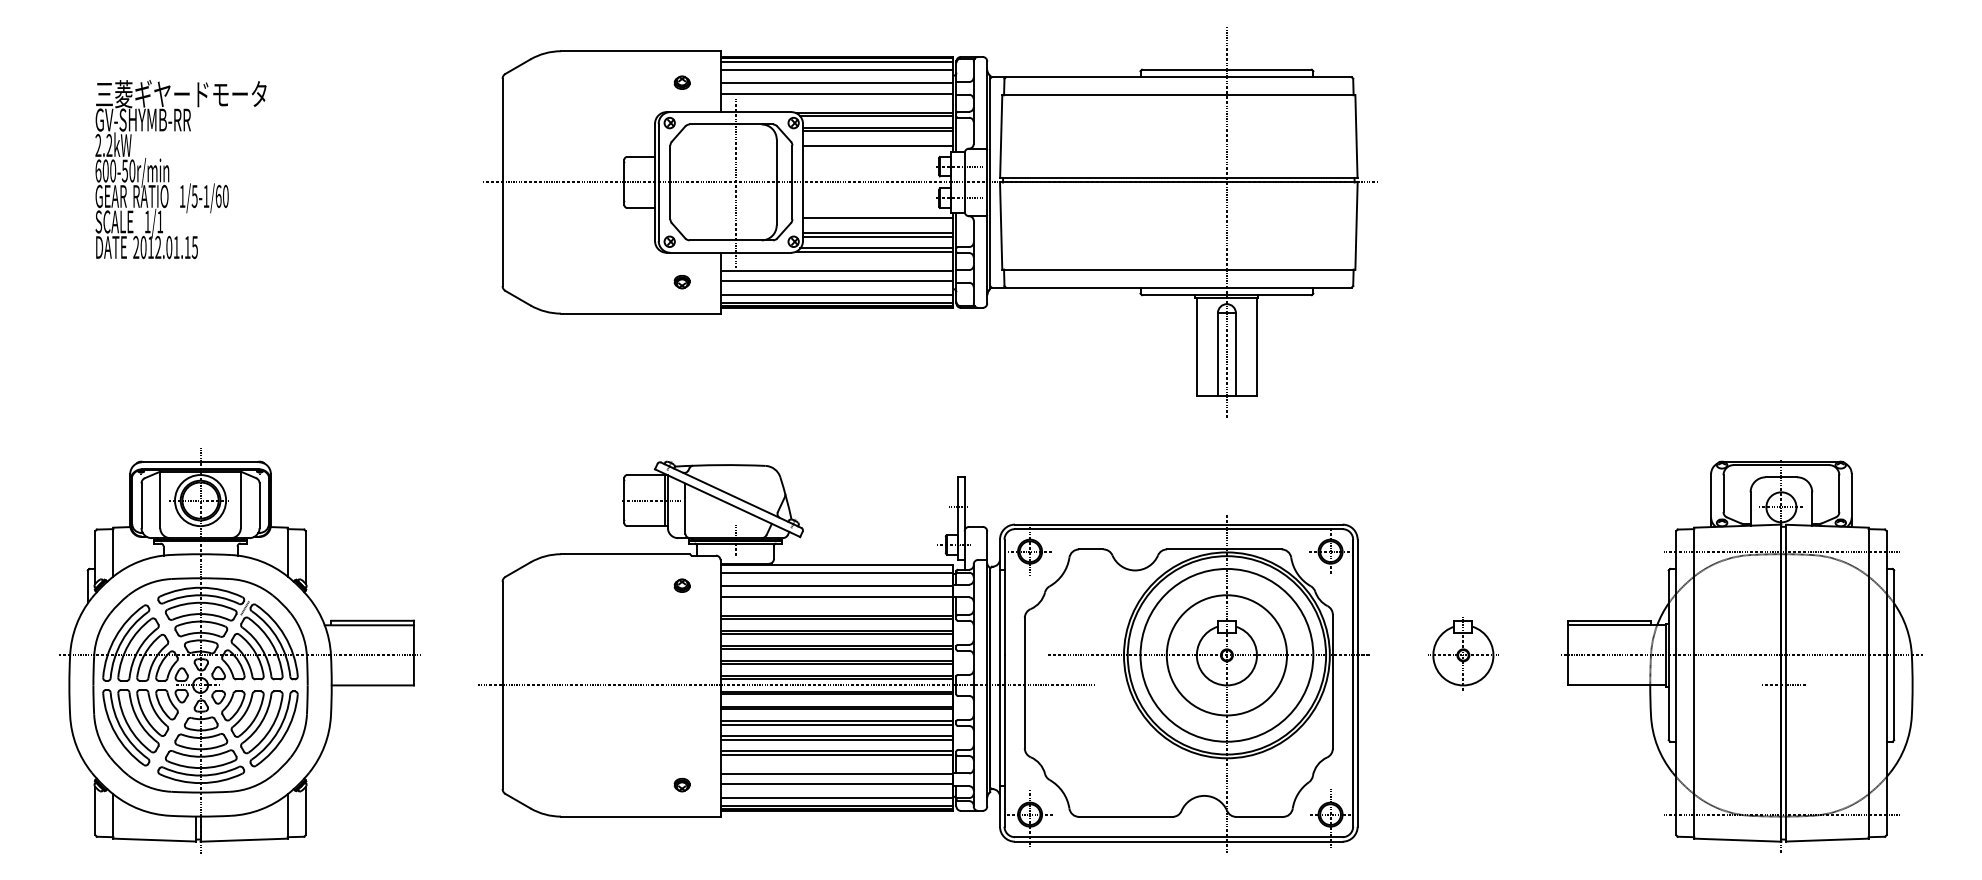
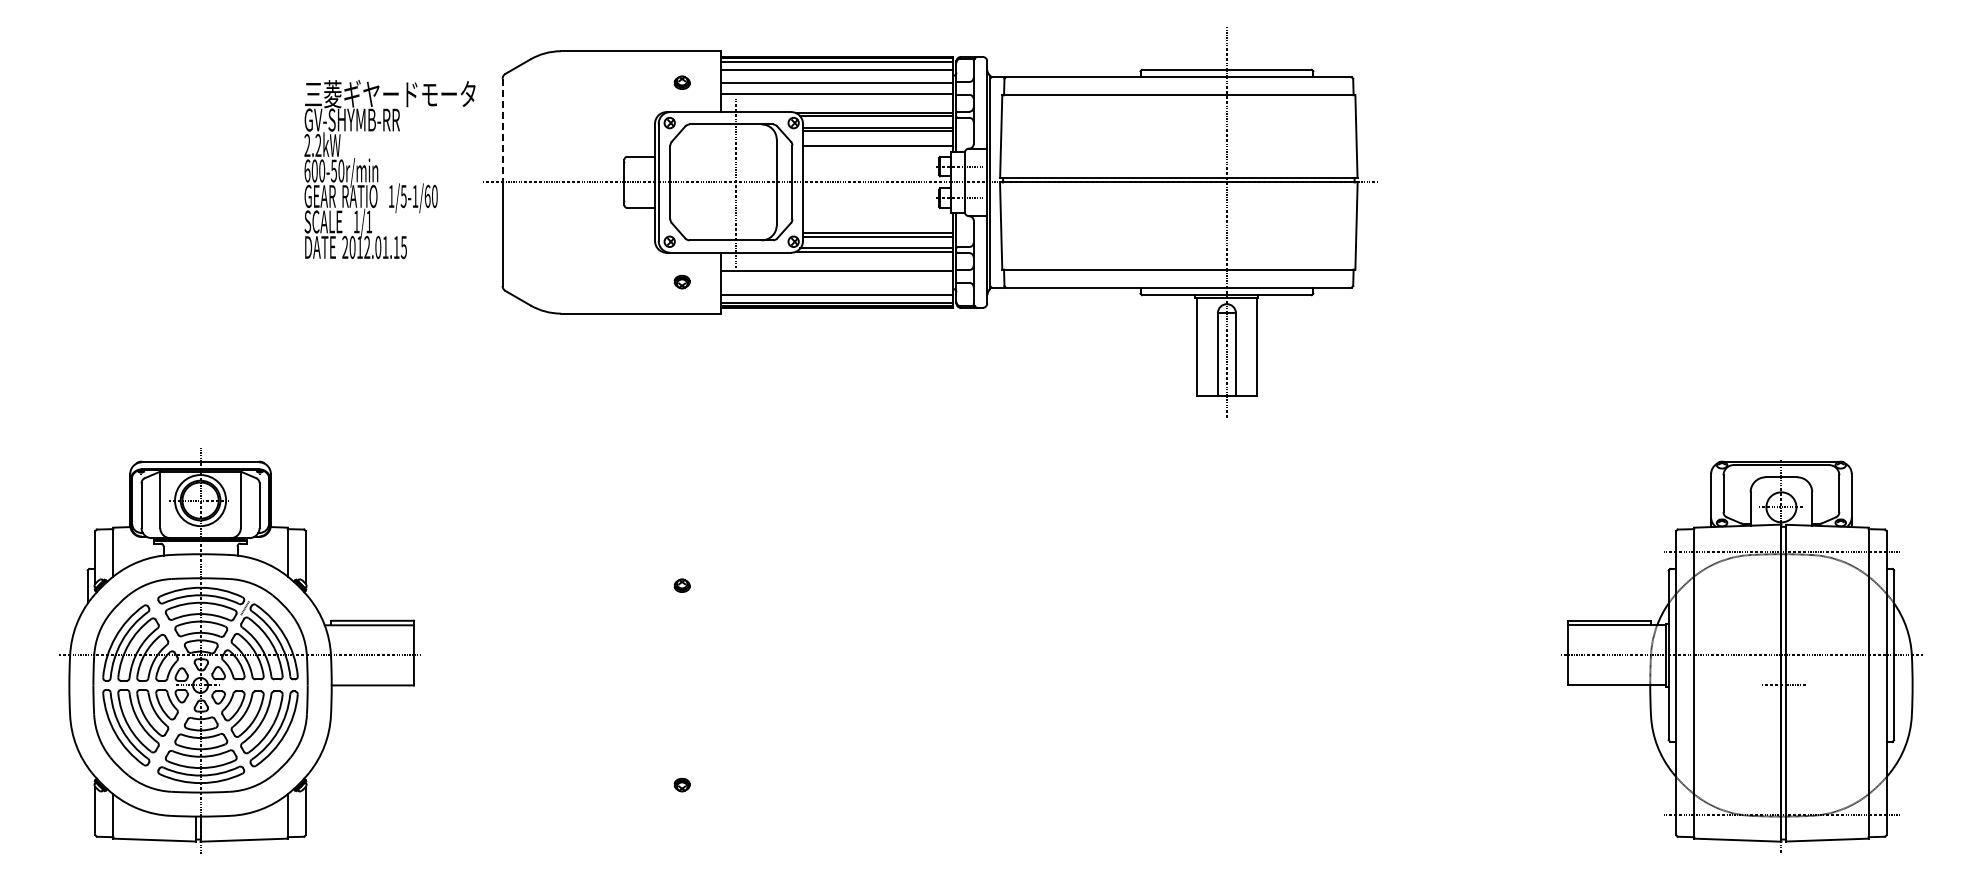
line: solid -> dashed (502, 130)
text position: (180, 169) -> (389, 169) (389, 169)
line: present -> none (878, 218)
line: present -> none (836, 281)
part: present -> none (1463, 653)
part: present -> none (923, 656)
